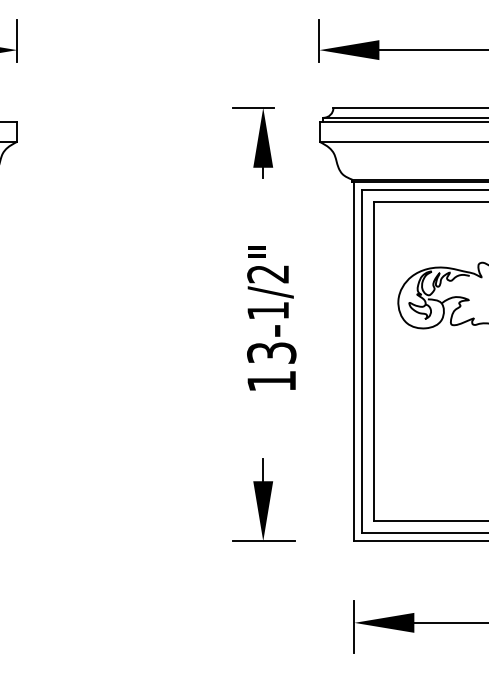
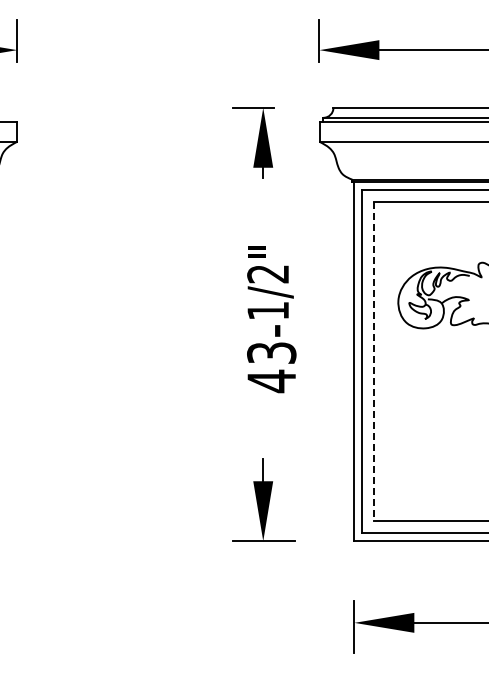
line: solid -> dashed (374, 361)
text: 13- -> 43- (271, 381)
